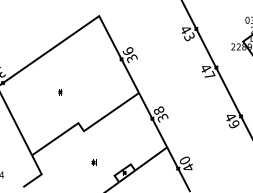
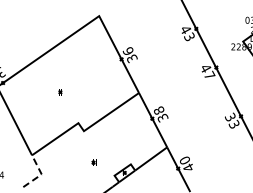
text: 49 -> 33 (231, 120)
line: solid -> dashed (41, 174)
